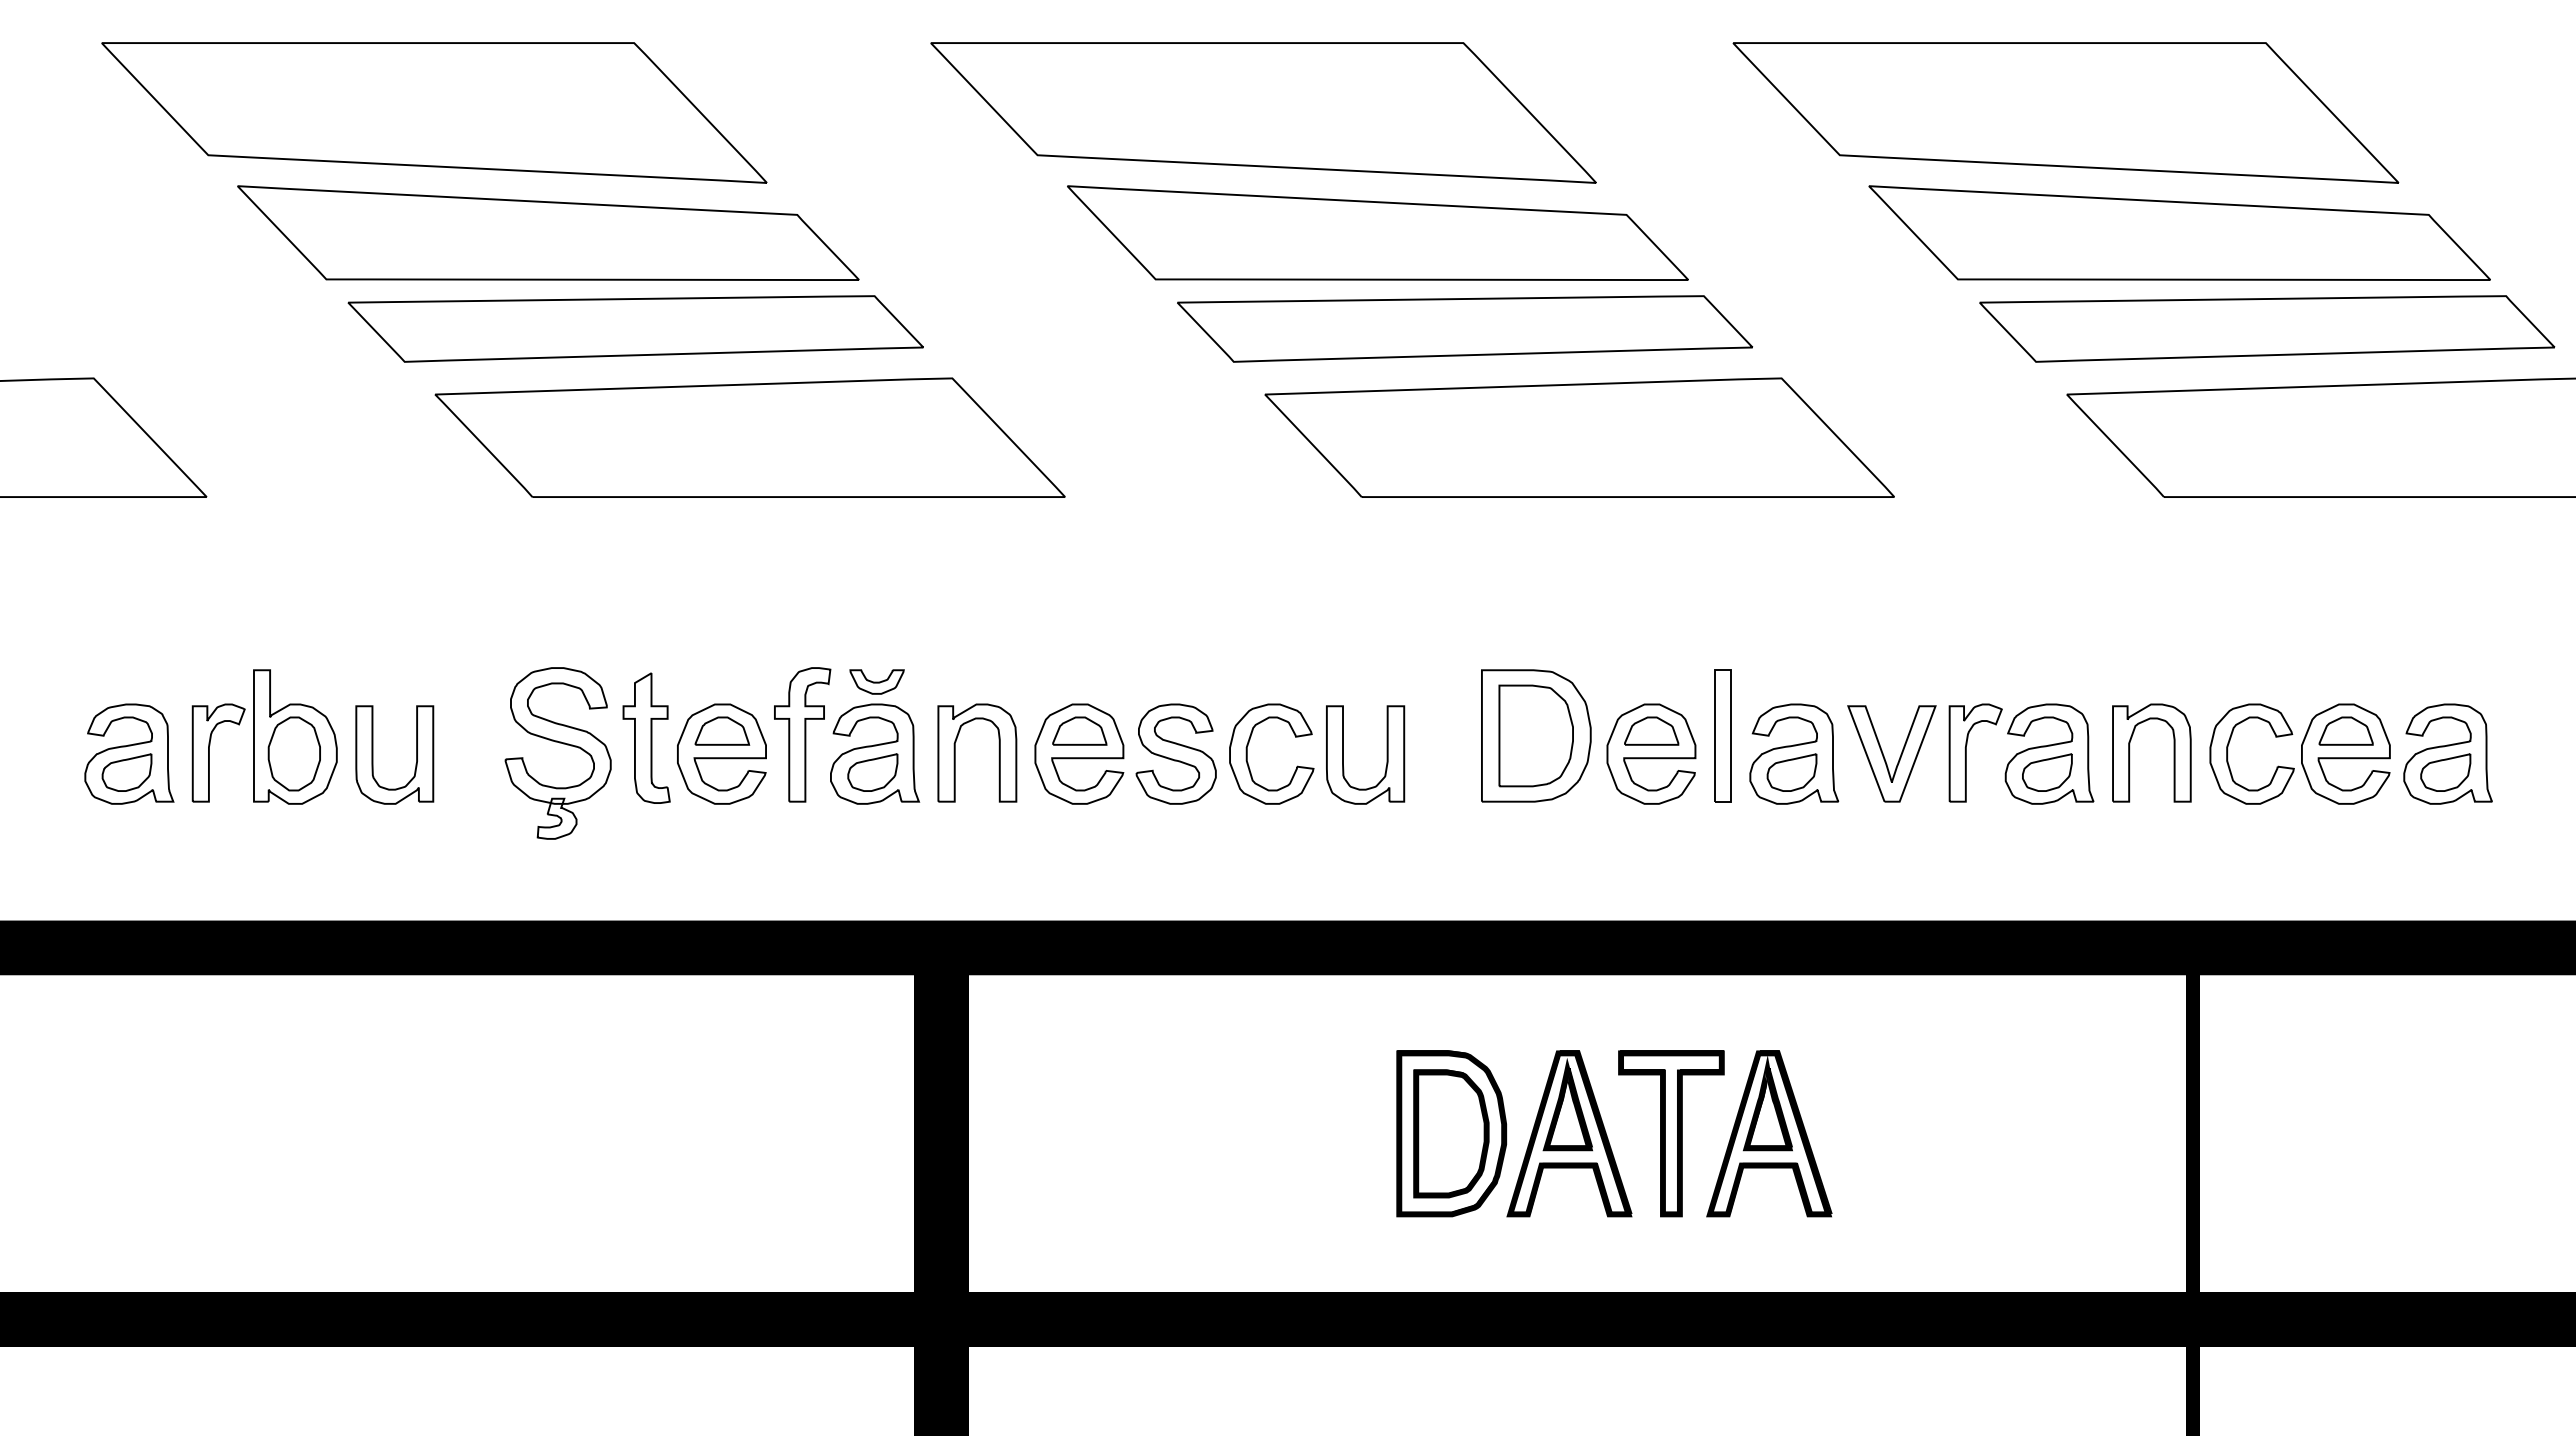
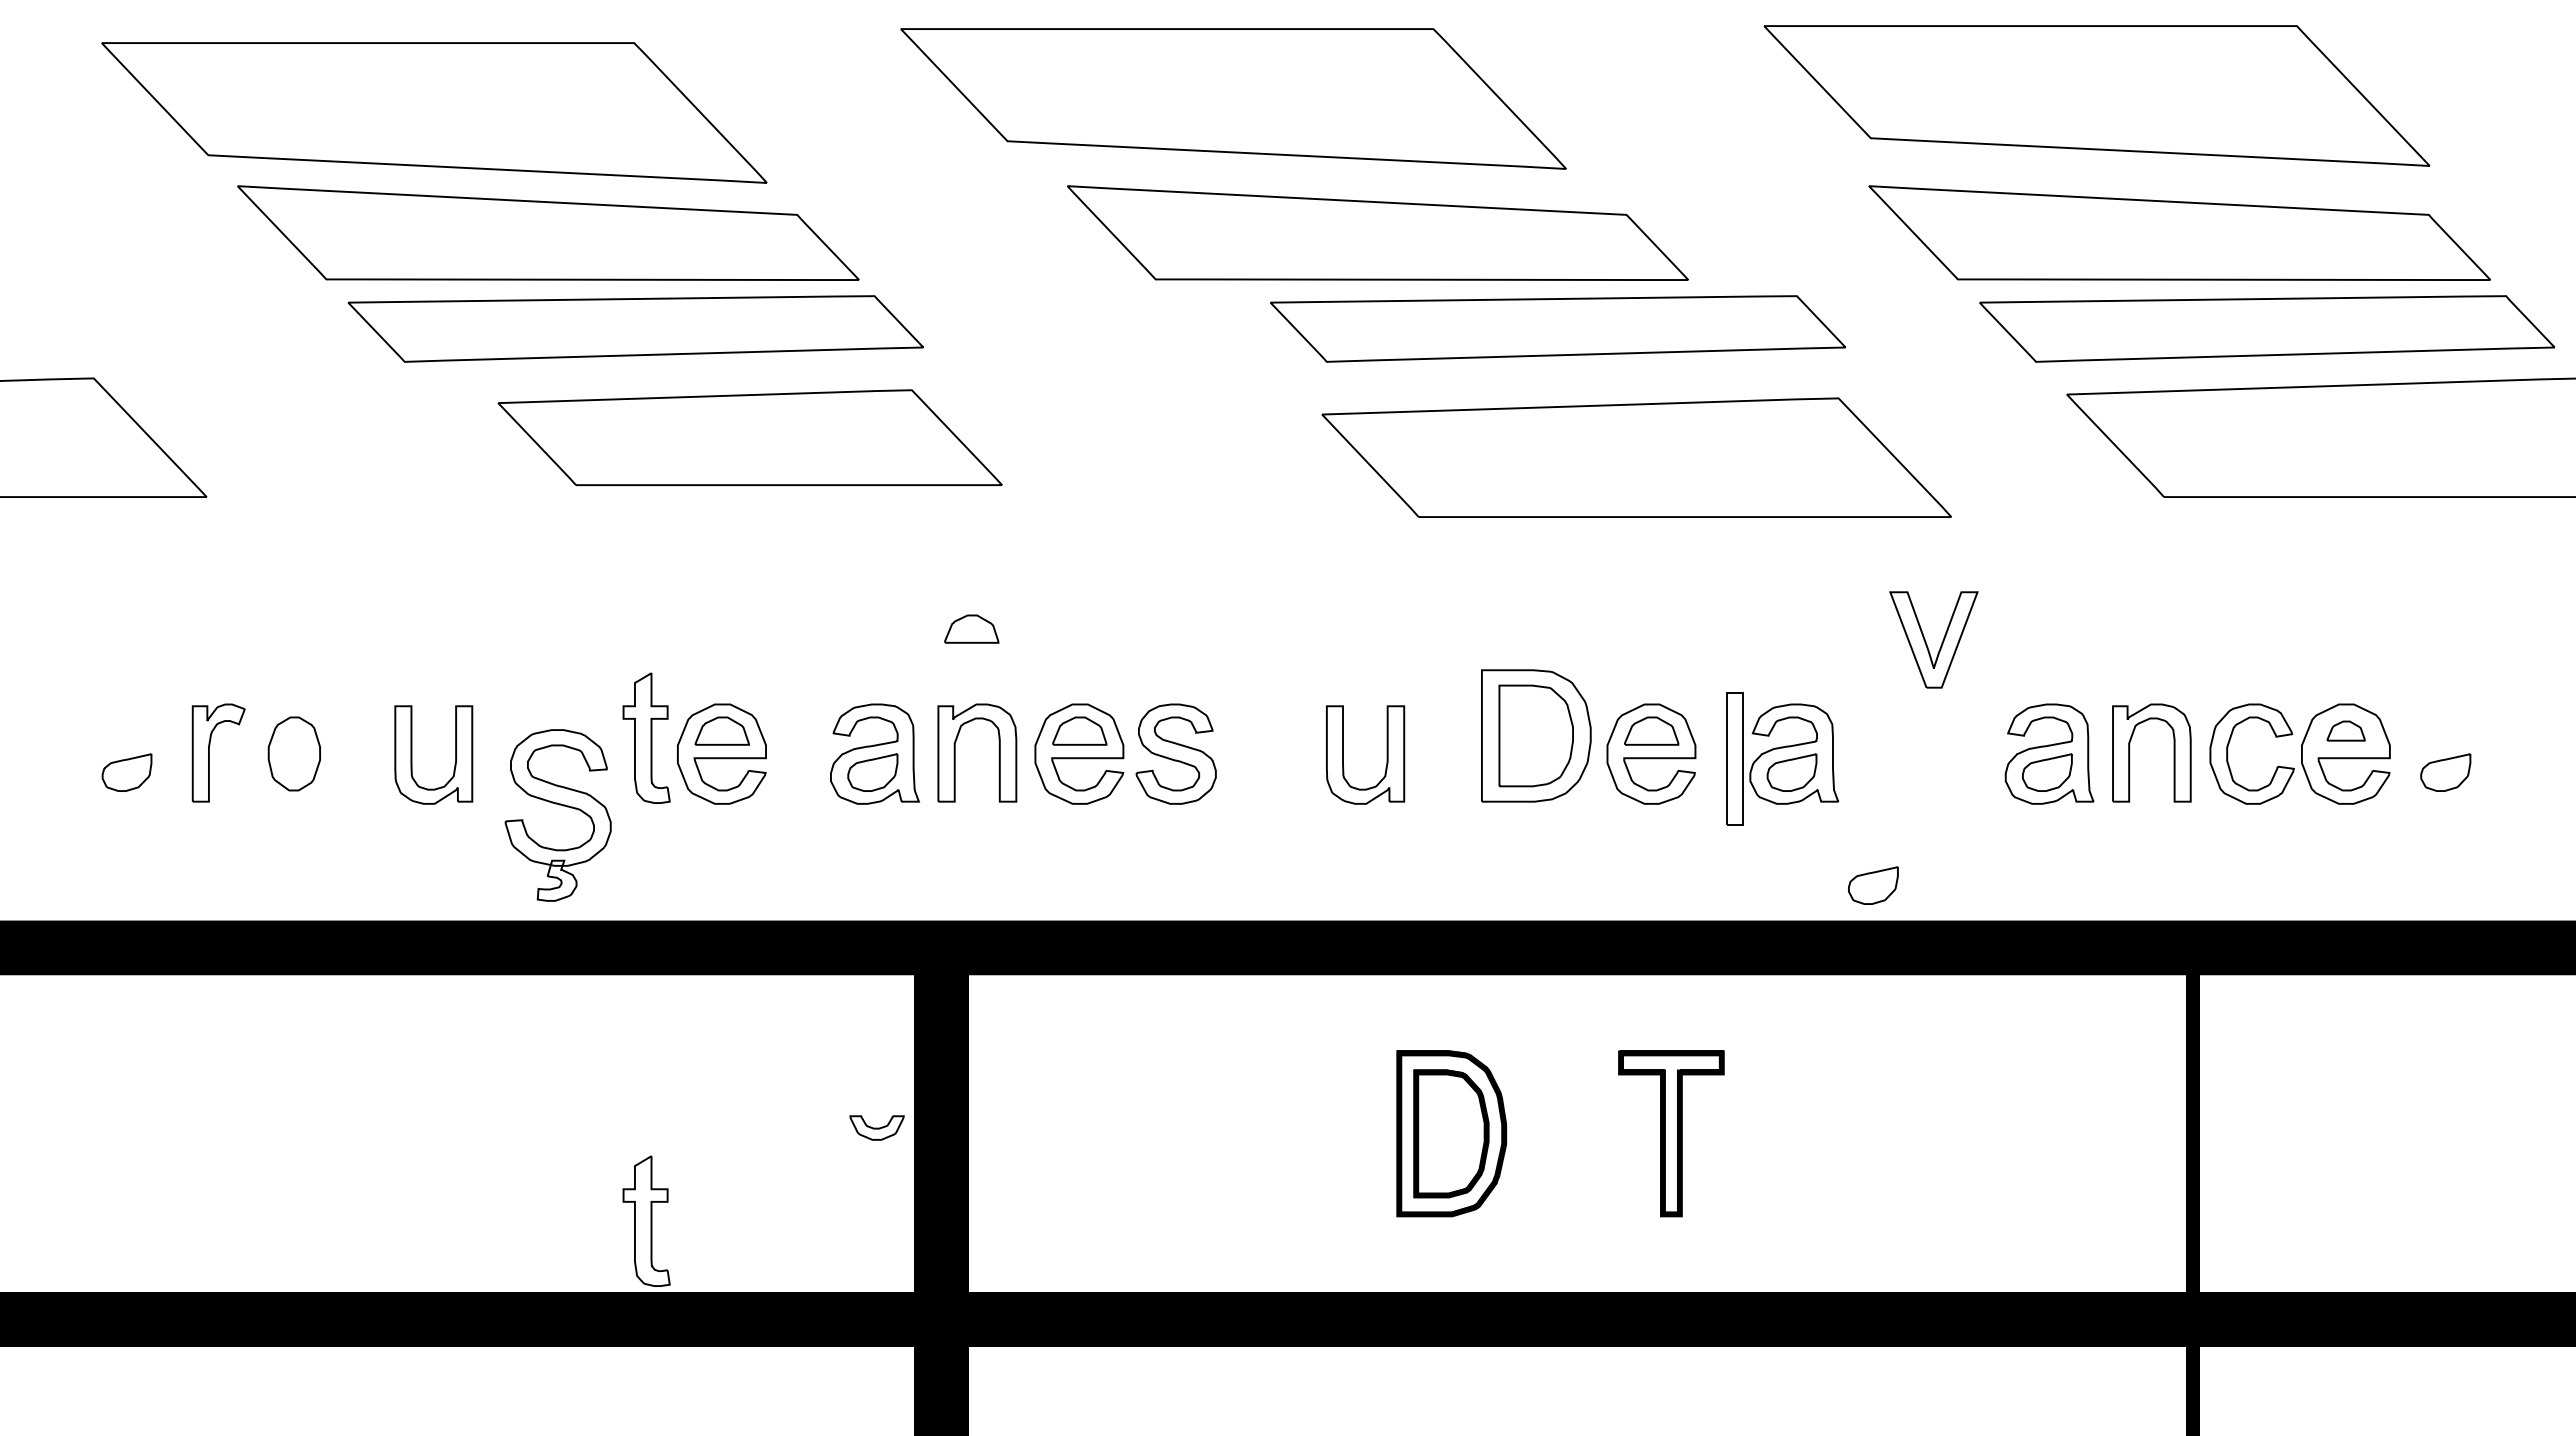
part position: (1263, 112) -> (1233, 98) (1233, 98)
part position: (2065, 112) -> (2096, 95) (2096, 95)
part position: (1465, 328) -> (1558, 328) (1558, 328)
part size: 632x121 px -> 506x97 px (749, 437)
part position: (1579, 437) -> (1636, 457) (1636, 457)
part: none -> present (971, 628)
part position: (876, 681) -> (876, 1127) (876, 1127)
part size: 56x30 px -> 40x22 px (2345, 730)
part: present -> none (802, 734)
part position: (1722, 735) -> (1734, 758) (1734, 758)
part: present -> none (295, 736)
part position: (559, 743) -> (559, 805) (559, 805)
part: present -> none (1966, 752)
part: present -> none (129, 753)
part: present -> none (1247, 753)
part: present -> none (2447, 753)
part position: (373, 754) -> (412, 754) (412, 754)
part position: (1884, 755) -> (1926, 641) (1926, 641)
part: none -> present (1873, 885)
part: present -> none (1569, 1133)
part: present -> none (1769, 1133)
part: none -> present (646, 1220)
